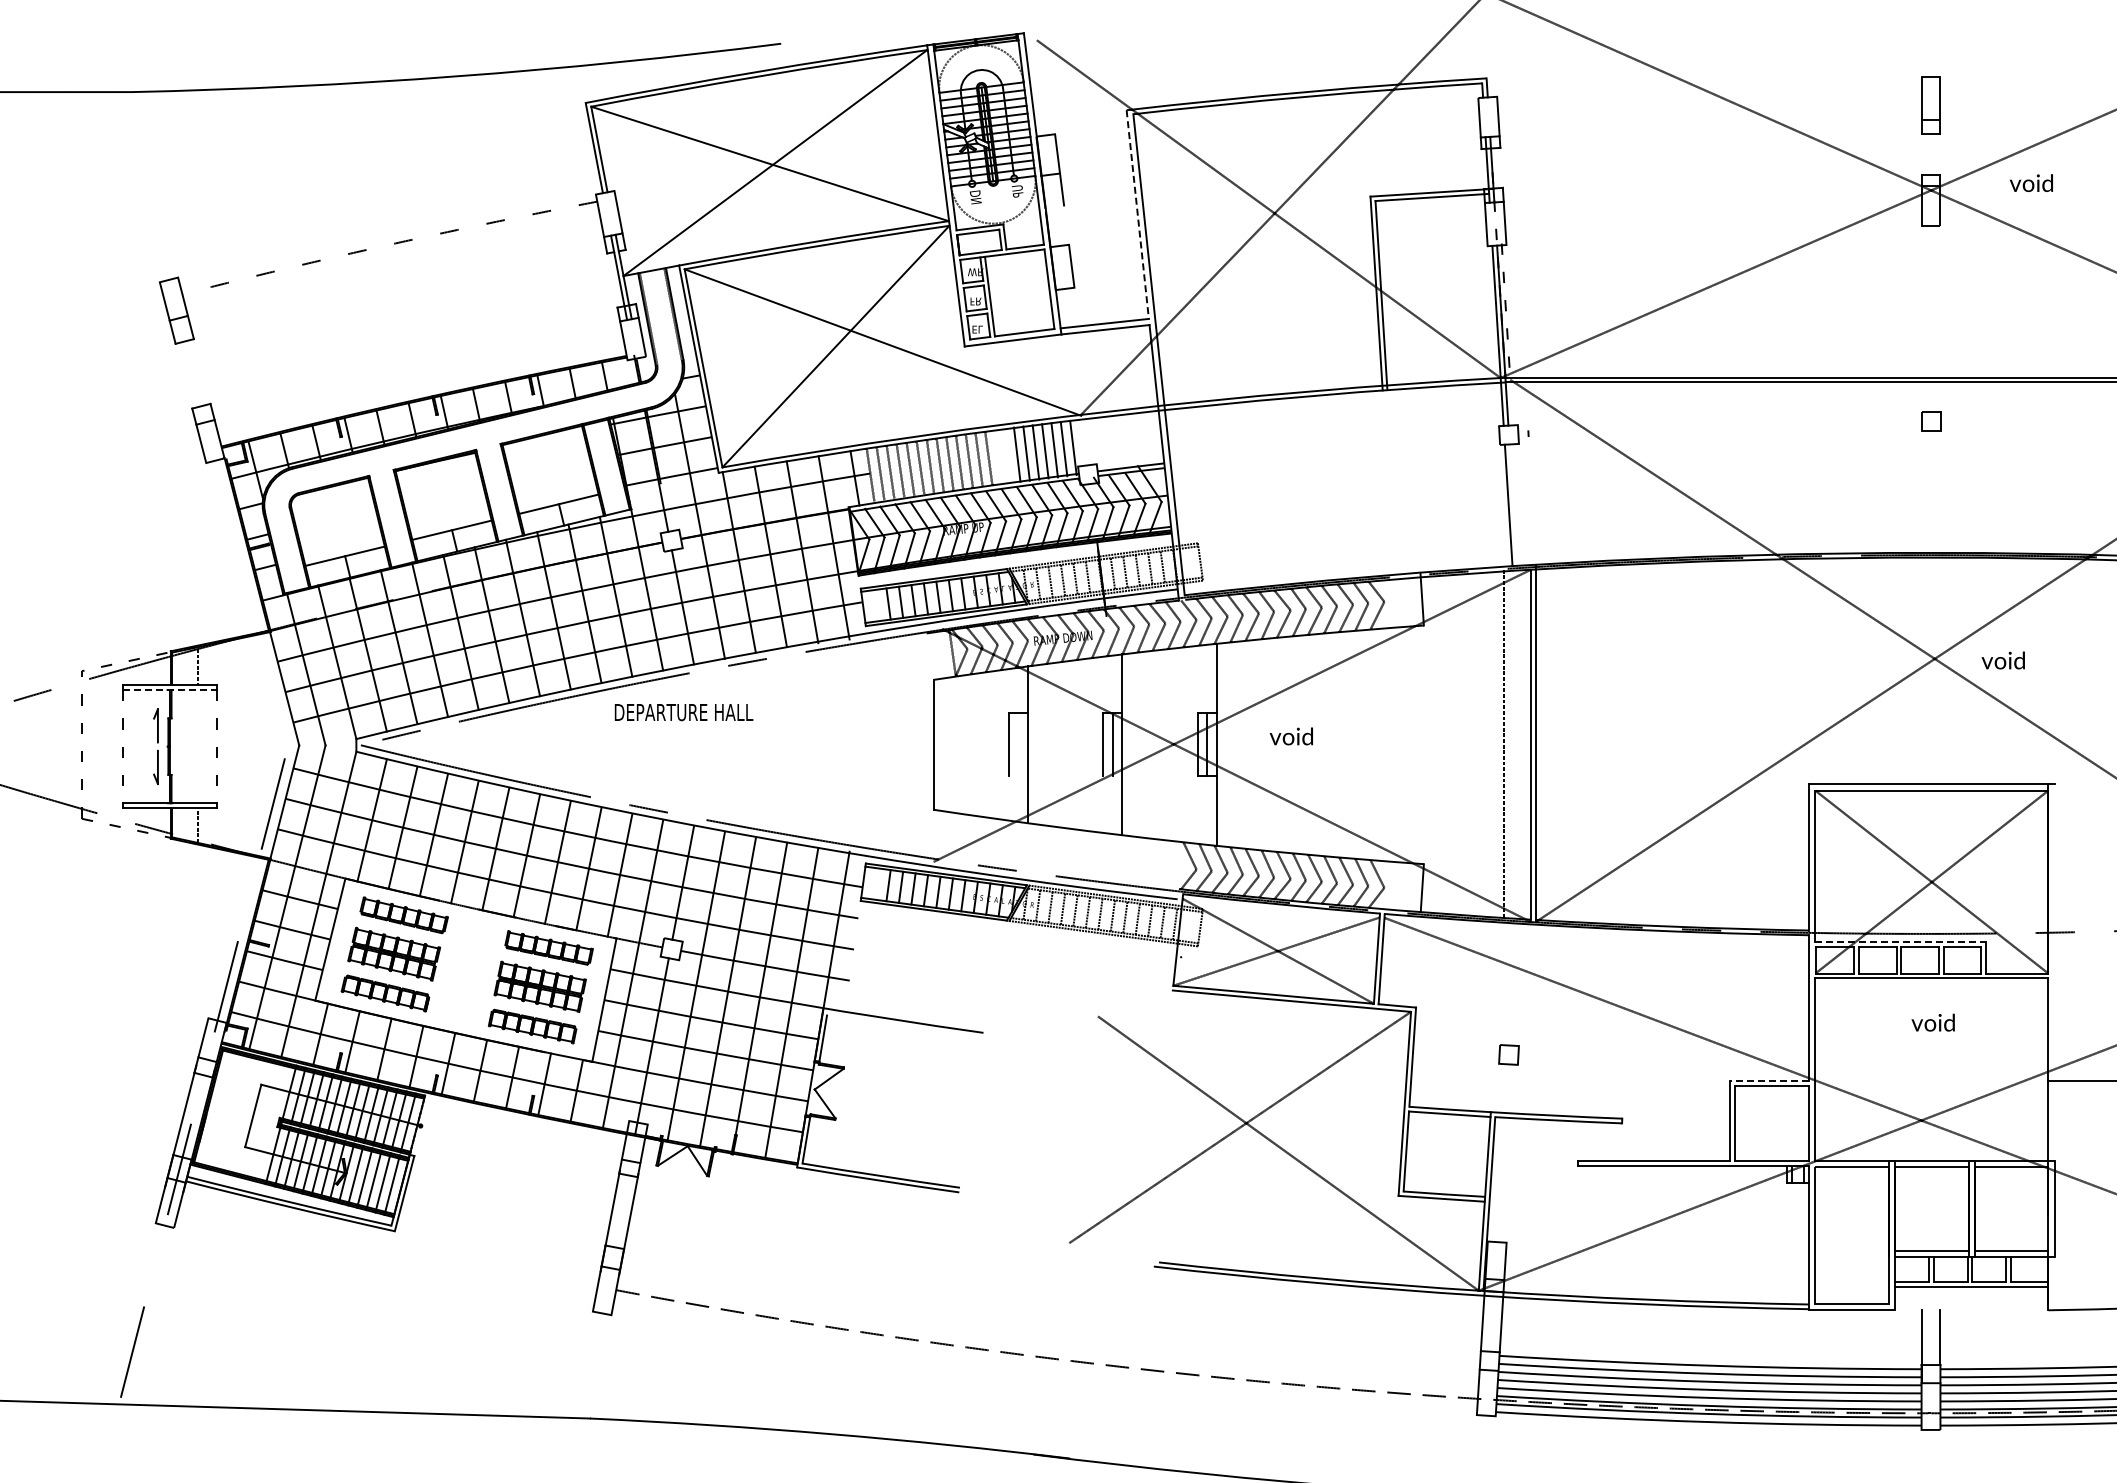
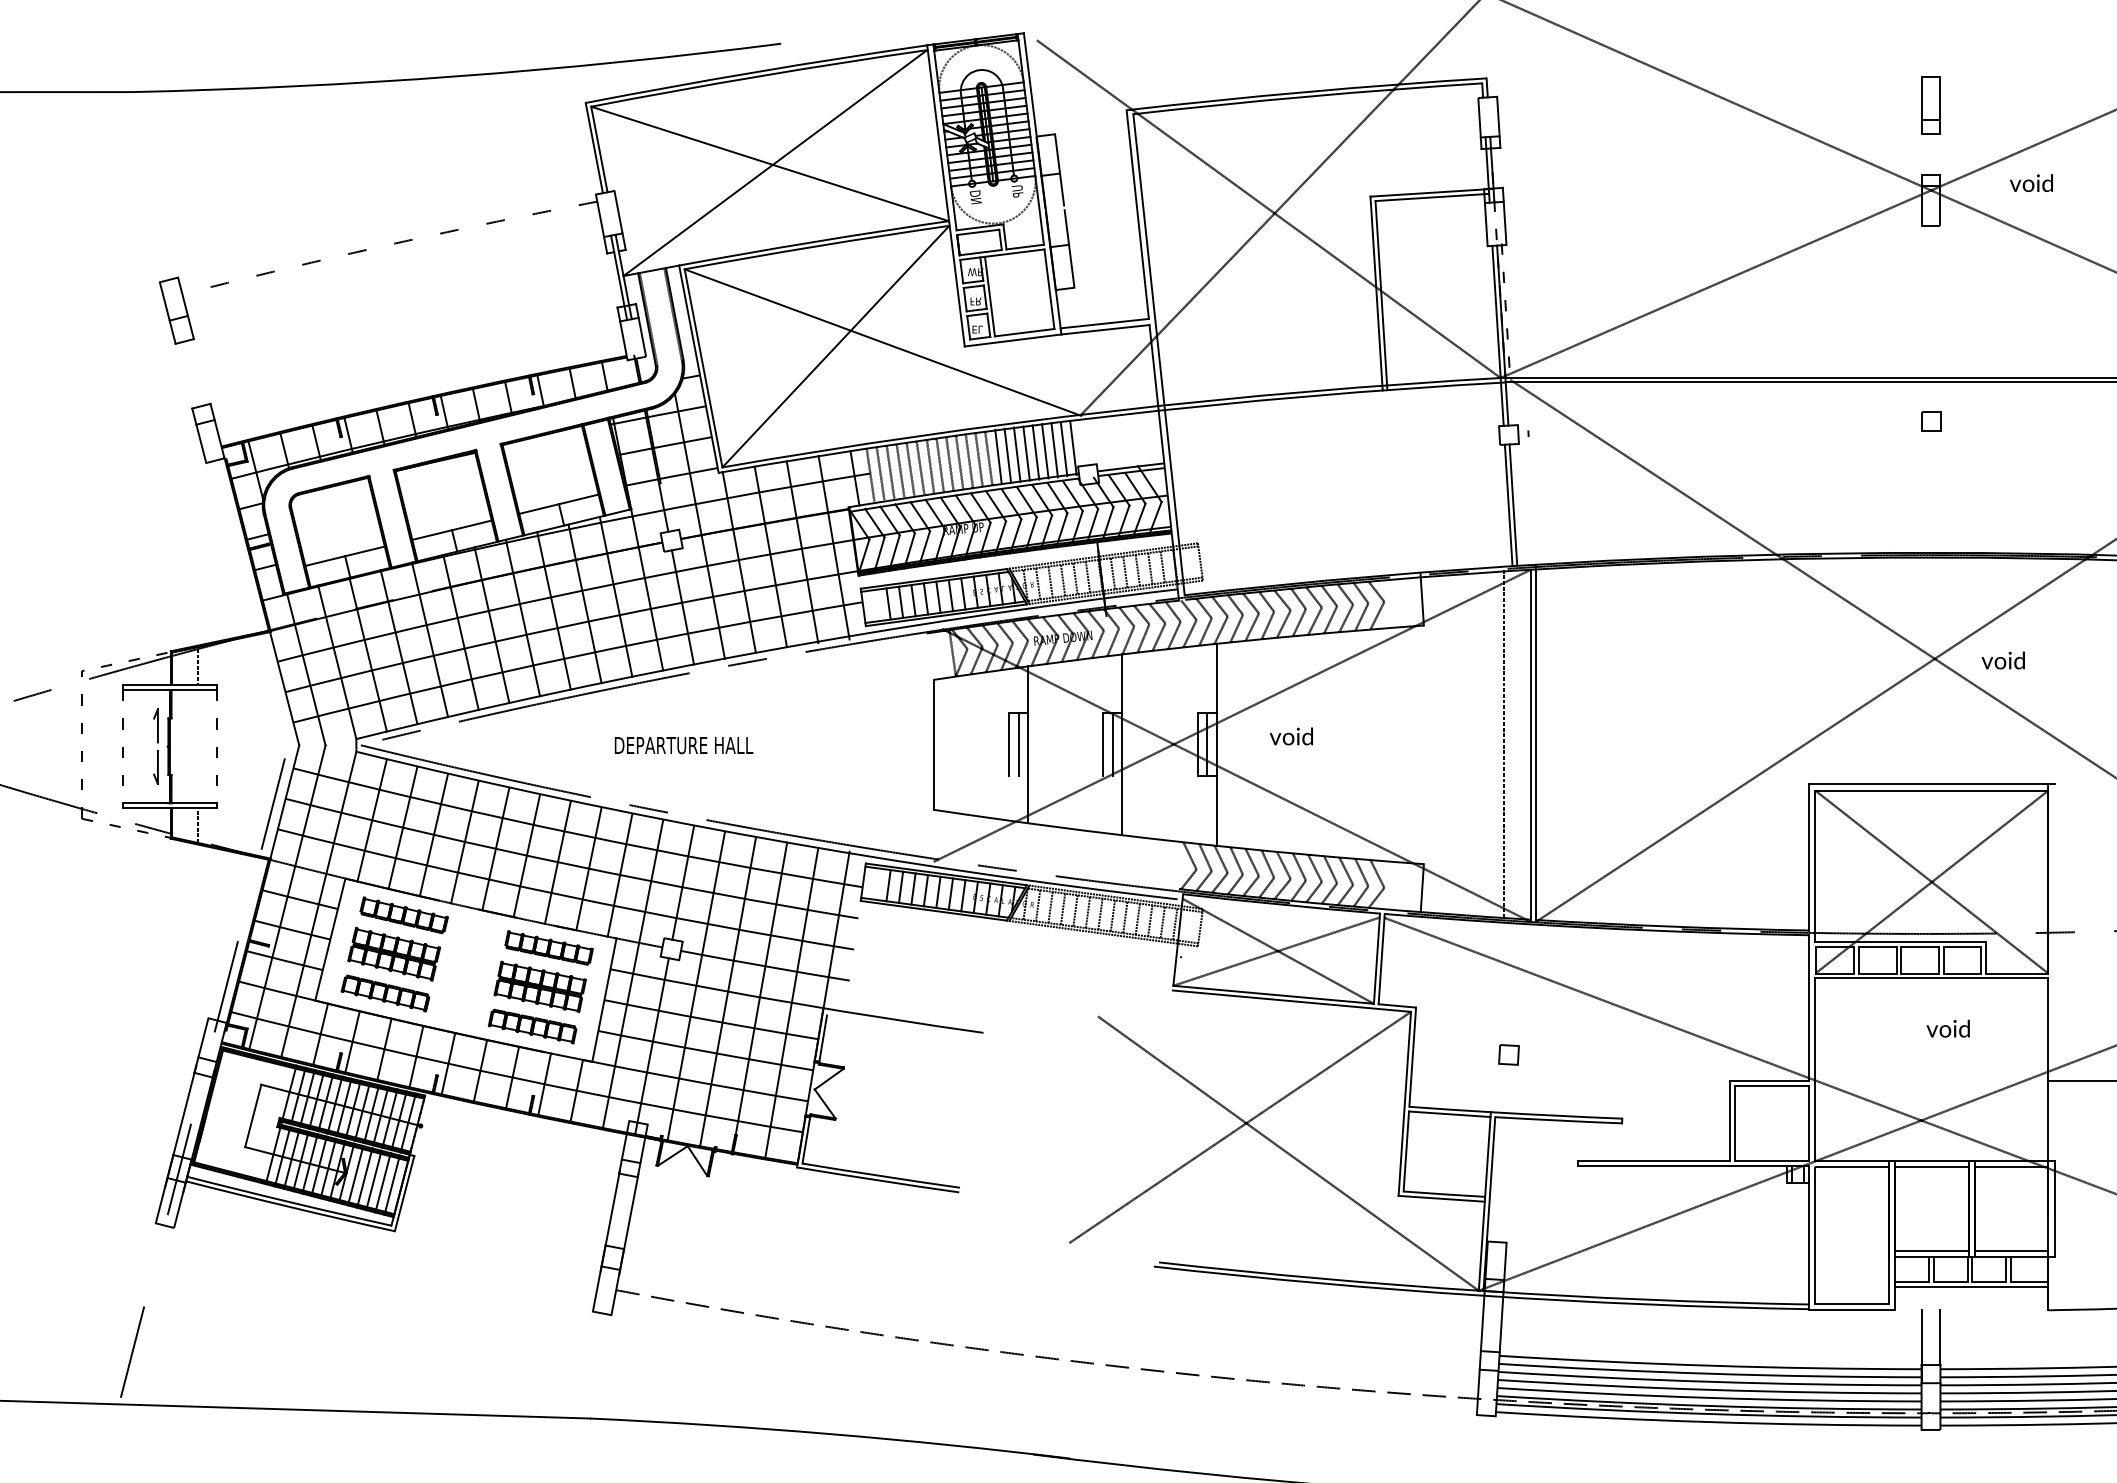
line: dashed -> solid (1137, 214)
line: none -> present (1066, 227)
line: none -> present (1007, 455)
line: none -> present (998, 456)
line: none -> present (1513, 504)
line: dashed -> solid (169, 690)
text position: (683, 712) -> (683, 745) (683, 745)
line: none -> present (1018, 744)
line: dashed -> solid (1901, 942)
text position: (1932, 1022) -> (1947, 1028) (1947, 1028)
line: dashed -> solid (1769, 1081)
